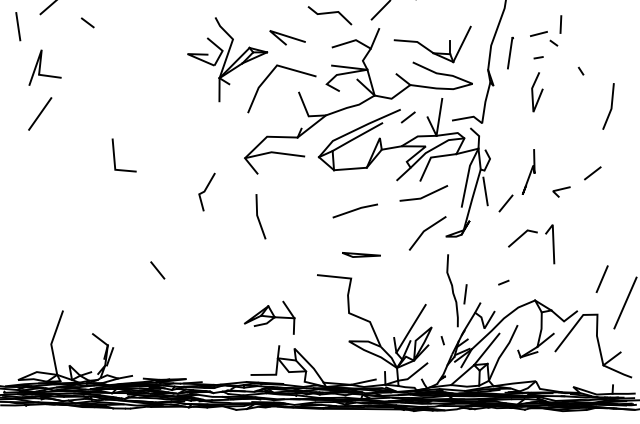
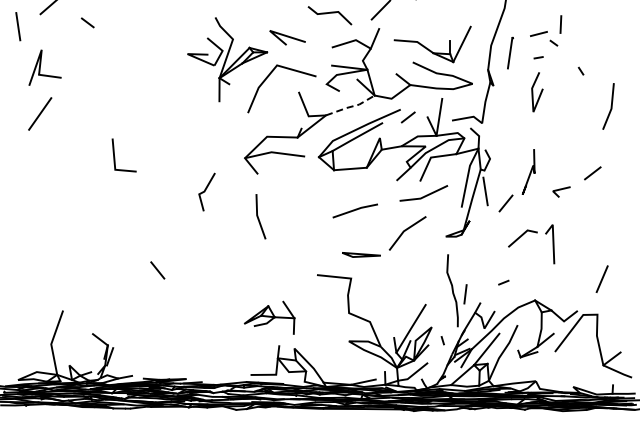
line: solid -> dashed (350, 106)
line position: (425, 231) -> (405, 231) (405, 231)
line: present -> none (625, 302)
